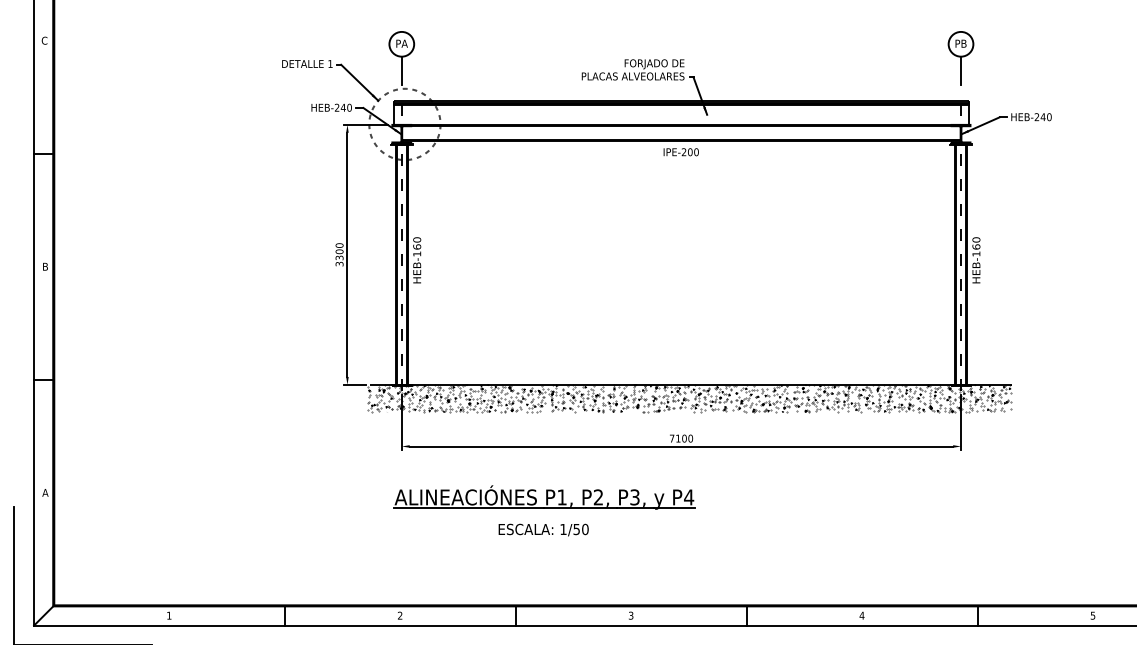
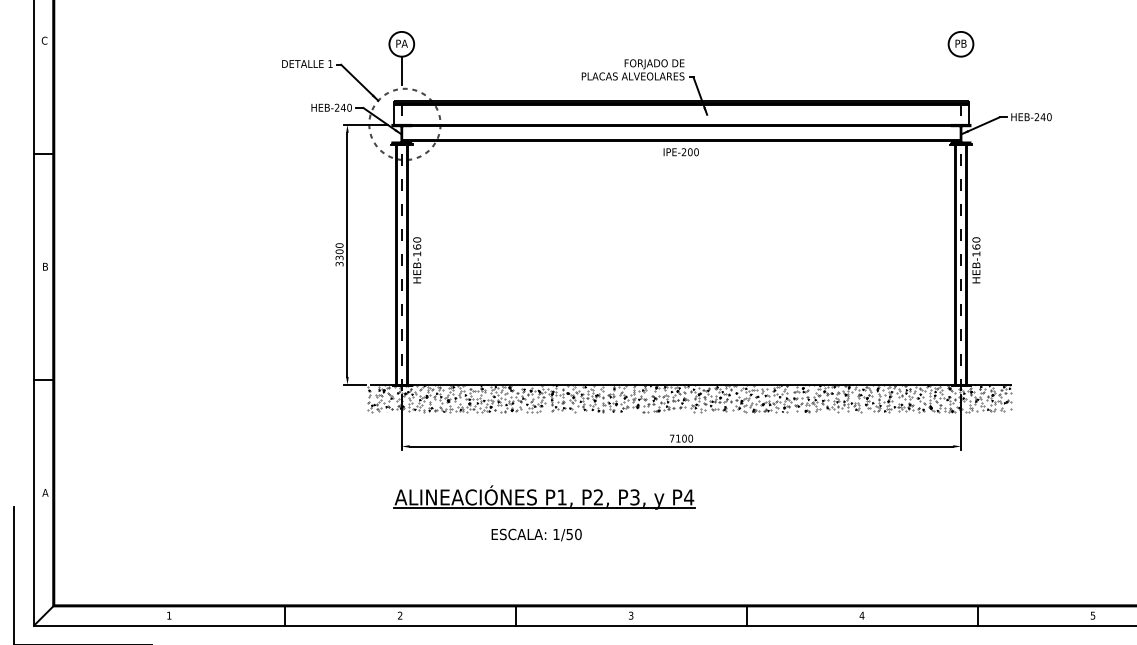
line: present -> none (961, 70)
text position: (543, 529) -> (536, 534) (536, 534)
